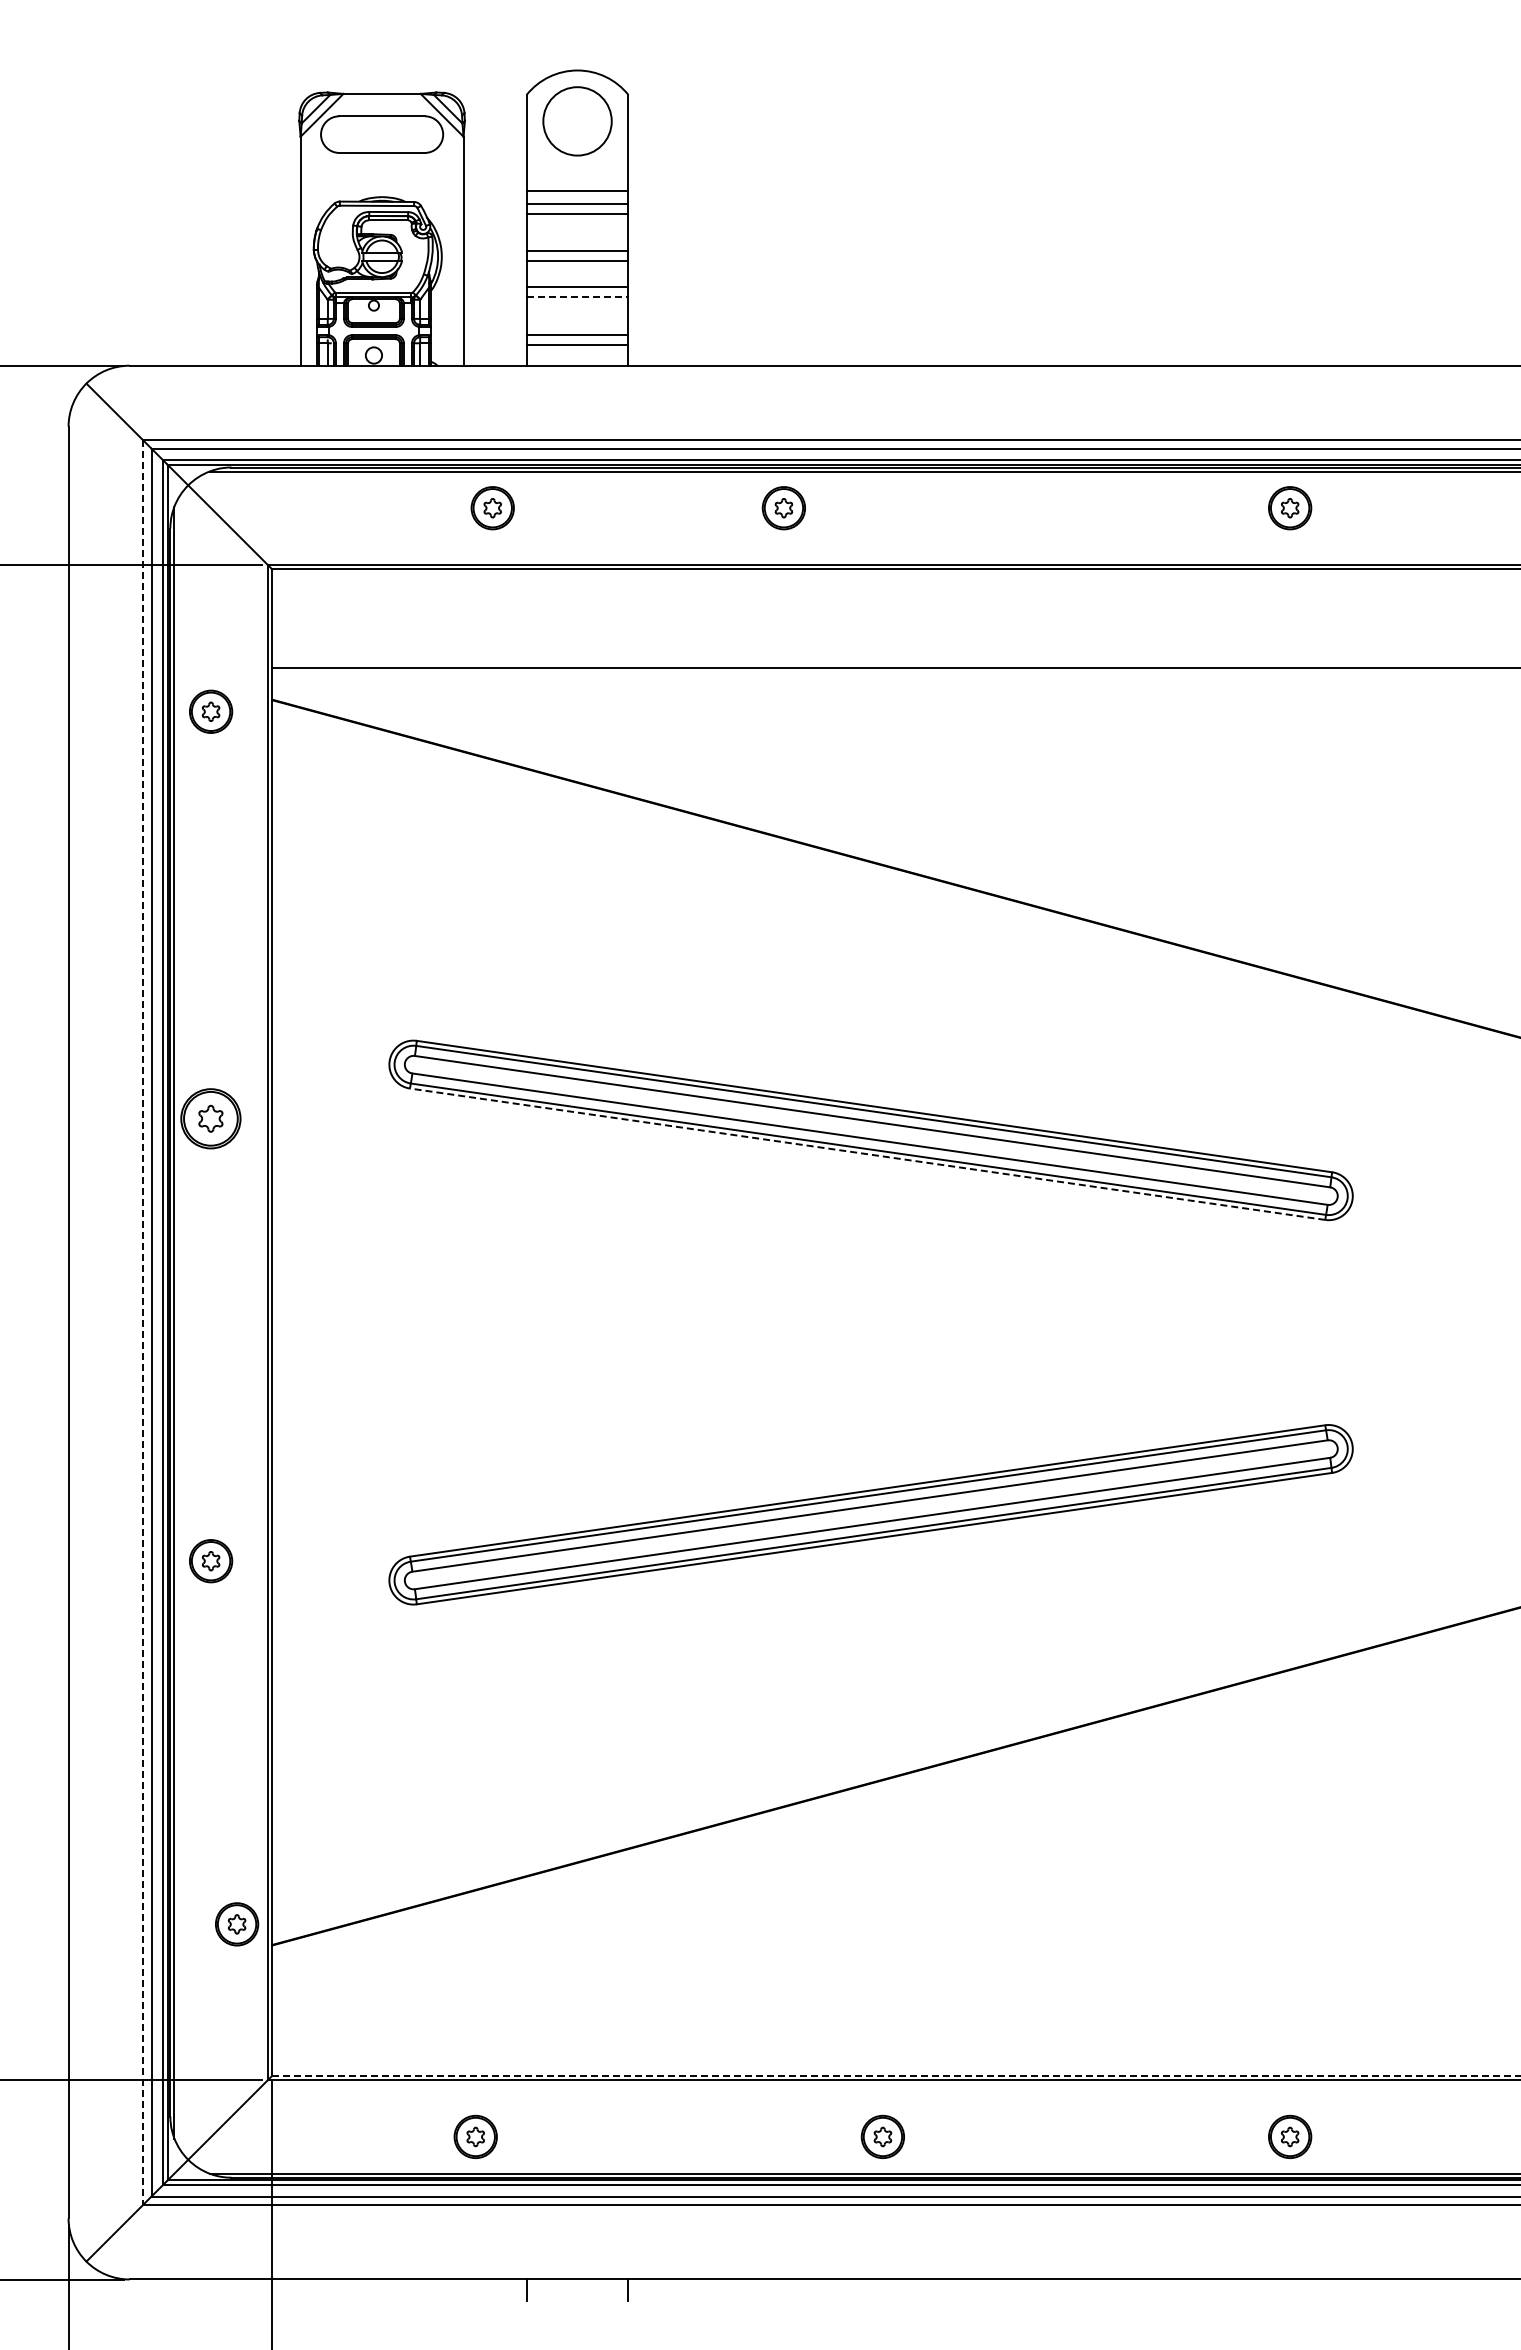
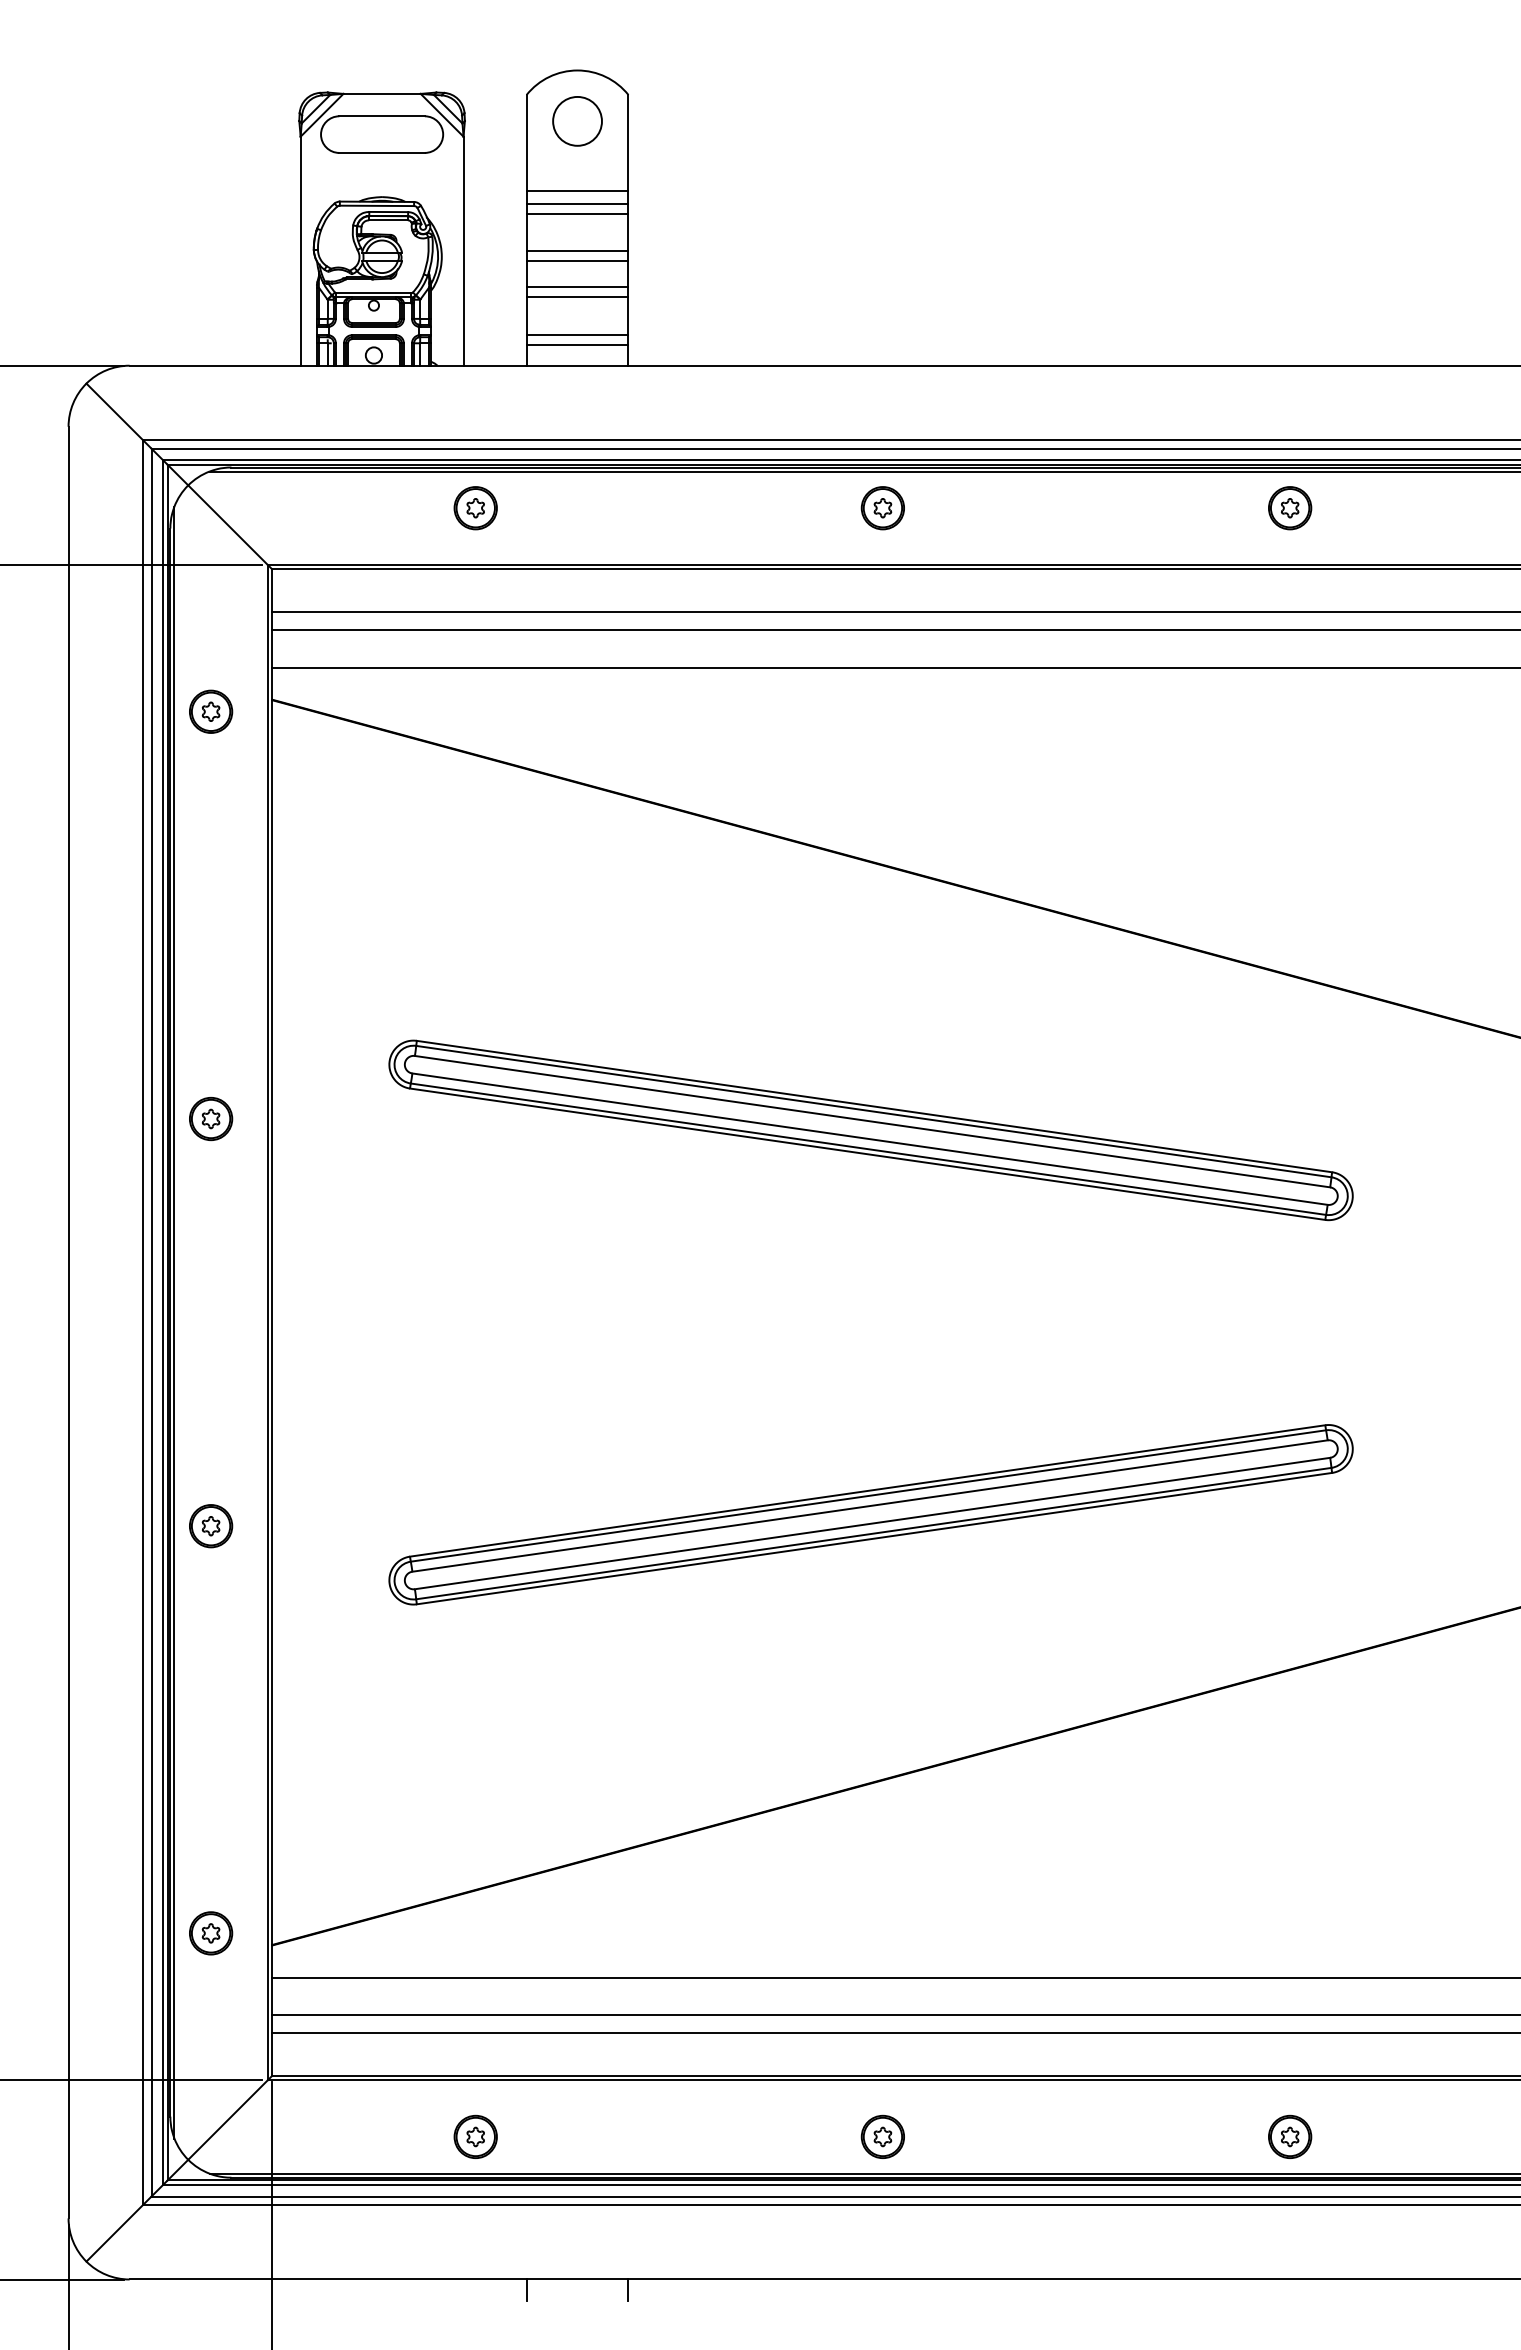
circle diameter: 68 px -> 49 px (577, 120)
line: dashed -> solid (577, 297)
part position: (492, 508) -> (475, 508) (475, 508)
part position: (783, 508) -> (882, 508) (882, 508)
line: none -> present (894, 612)
line: none -> present (894, 630)
part size: 62x62 px -> 45x45 px (211, 1119)
line: dashed -> solid (867, 1154)
line: dashed -> solid (142, 1322)
part position: (211, 1561) -> (211, 1526) (211, 1526)
part position: (237, 1924) -> (211, 1933) (211, 1933)
line: none -> present (894, 1977)
line: none -> present (894, 2014)
line: none -> present (894, 2033)
line: dashed -> solid (897, 2075)
